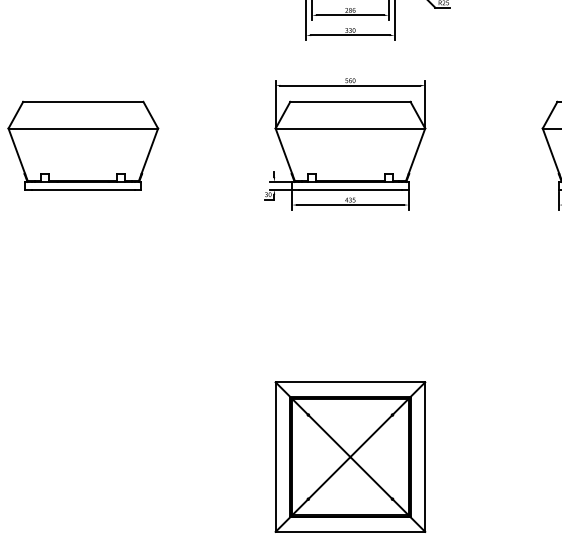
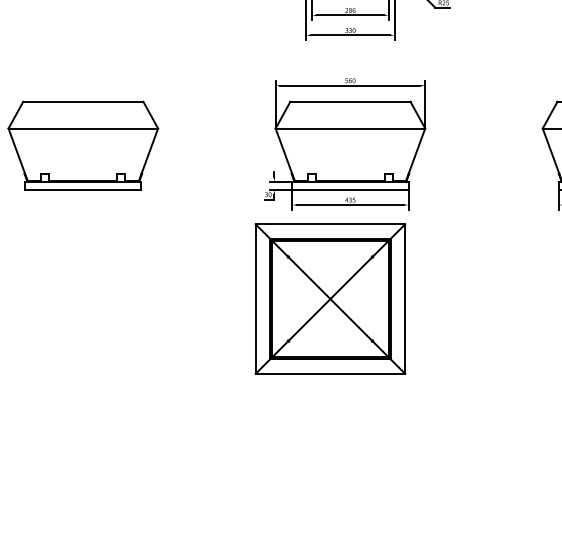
part position: (350, 456) -> (330, 298) (330, 298)
